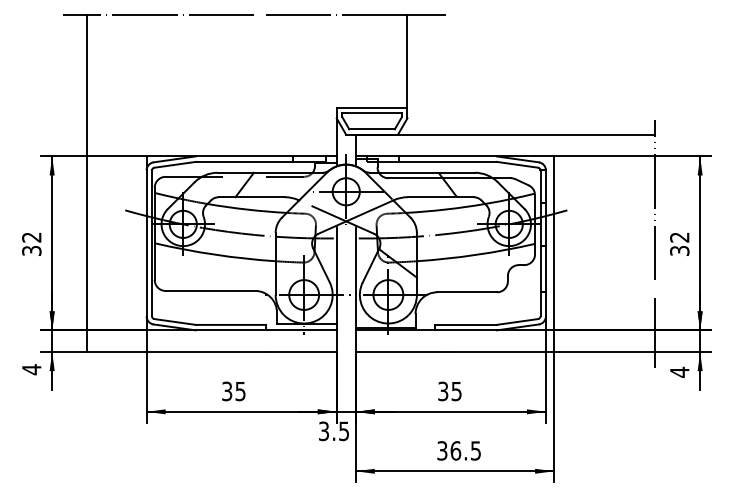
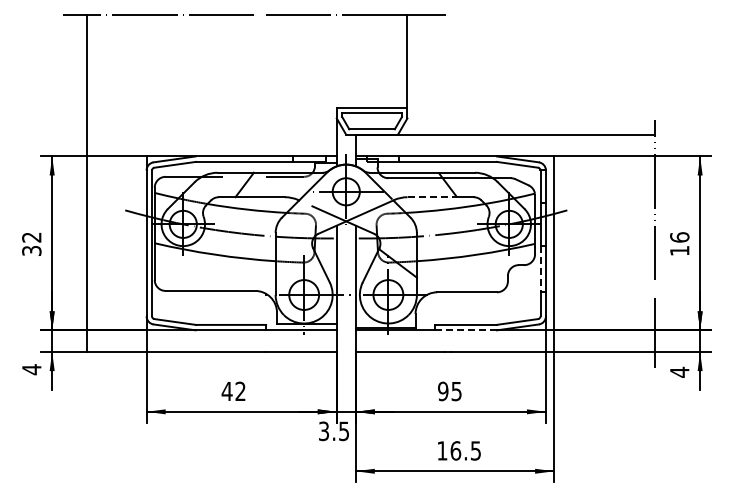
line: solid -> dashed (432, 197)
text: 32 -> 16 (679, 243)
line: solid -> dashed (540, 269)
line: solid -> dashed (465, 330)
text: 35 -> 42 (233, 391)
text: 35 -> 95 (443, 391)
text: 36.5 -> 16.5 (442, 450)
